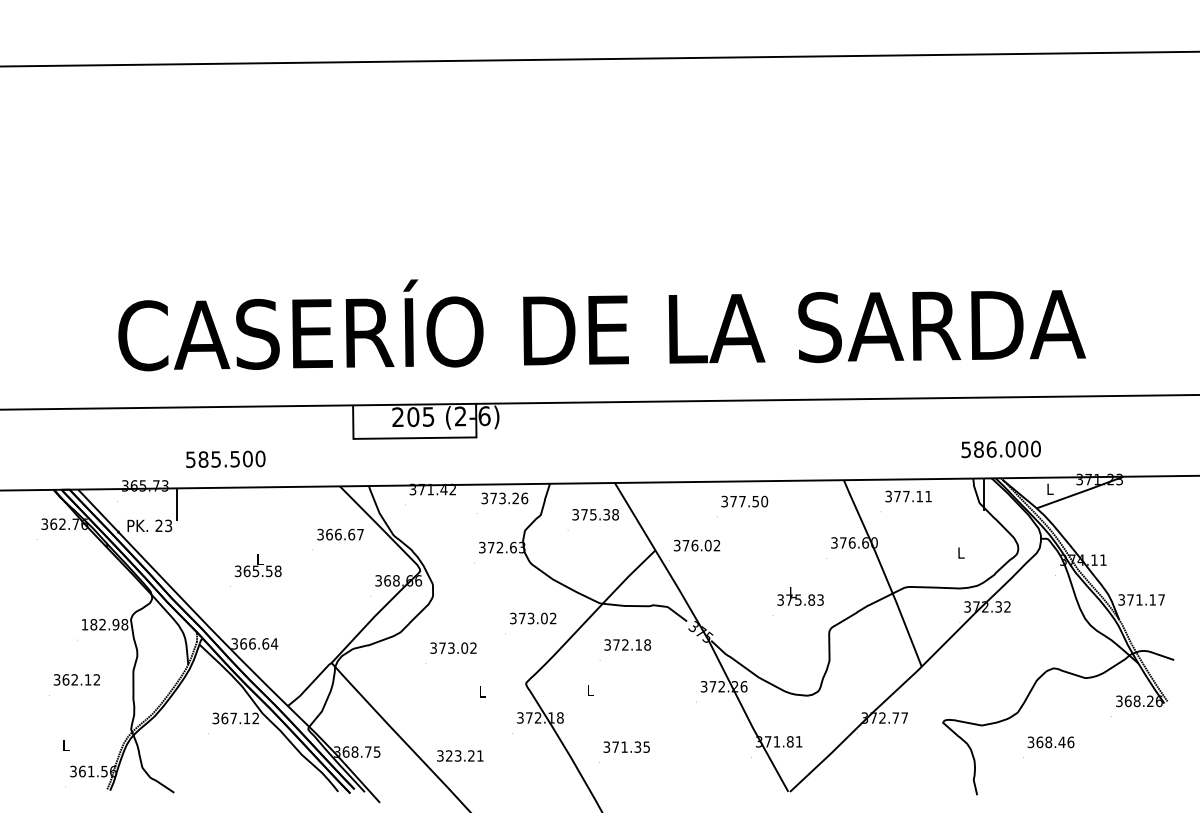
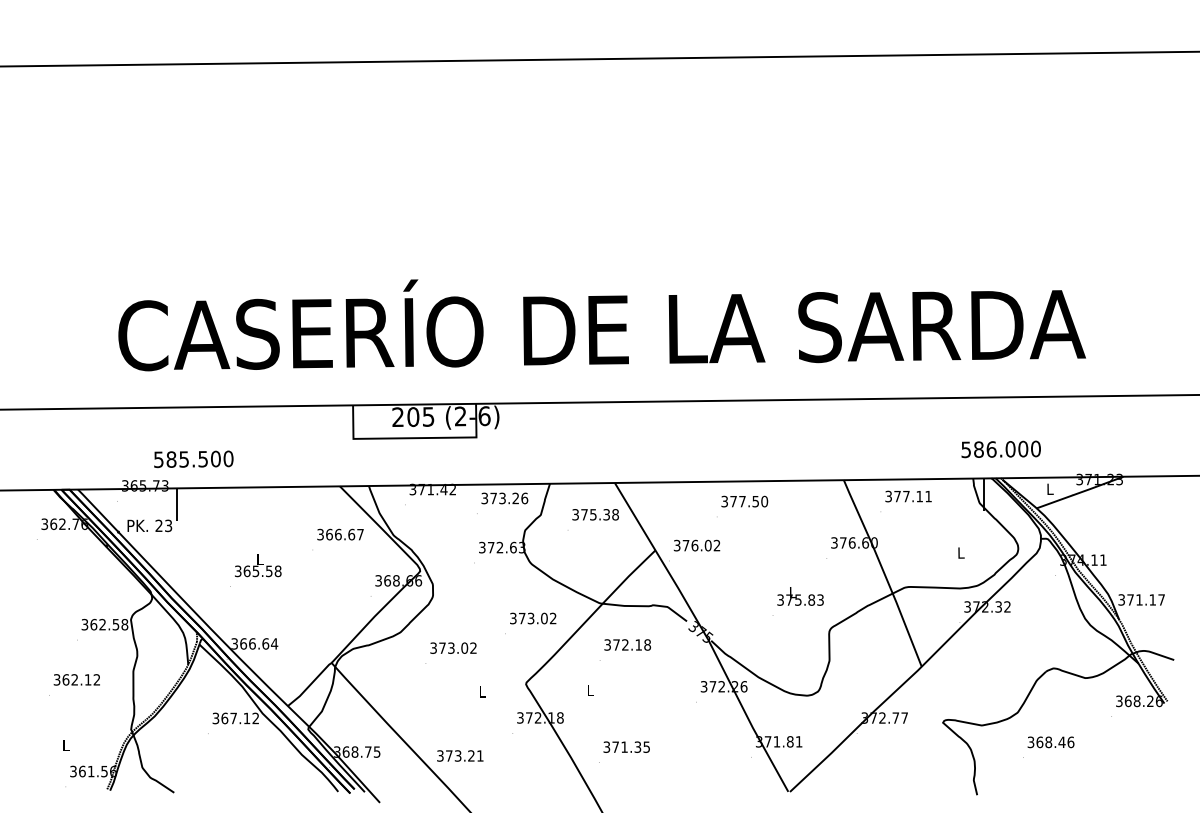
text position: (225, 459) -> (193, 459) (193, 459)
text: 182.98 -> 362.58 (100, 624)
text: 323.21 -> 373.21 (449, 755)
